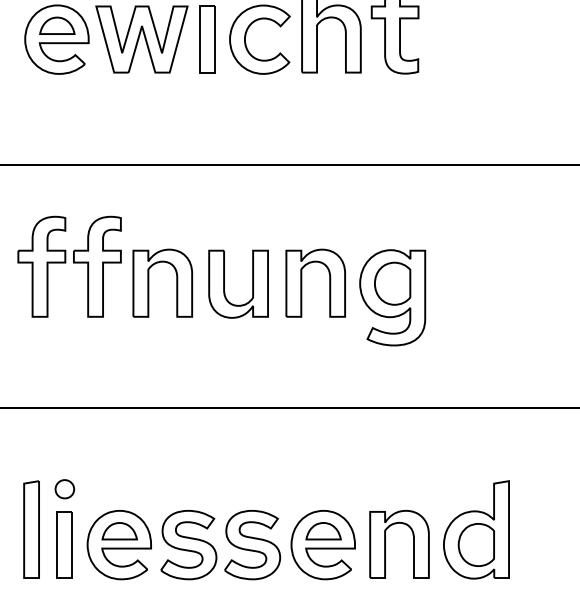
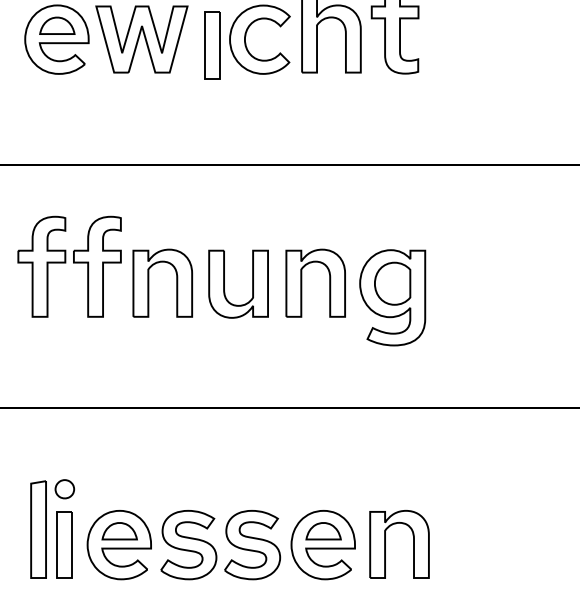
part position: (207, 39) -> (212, 45) (212, 45)
part position: (31, 529) -> (38, 529) (38, 529)
part: present -> none (476, 529)
